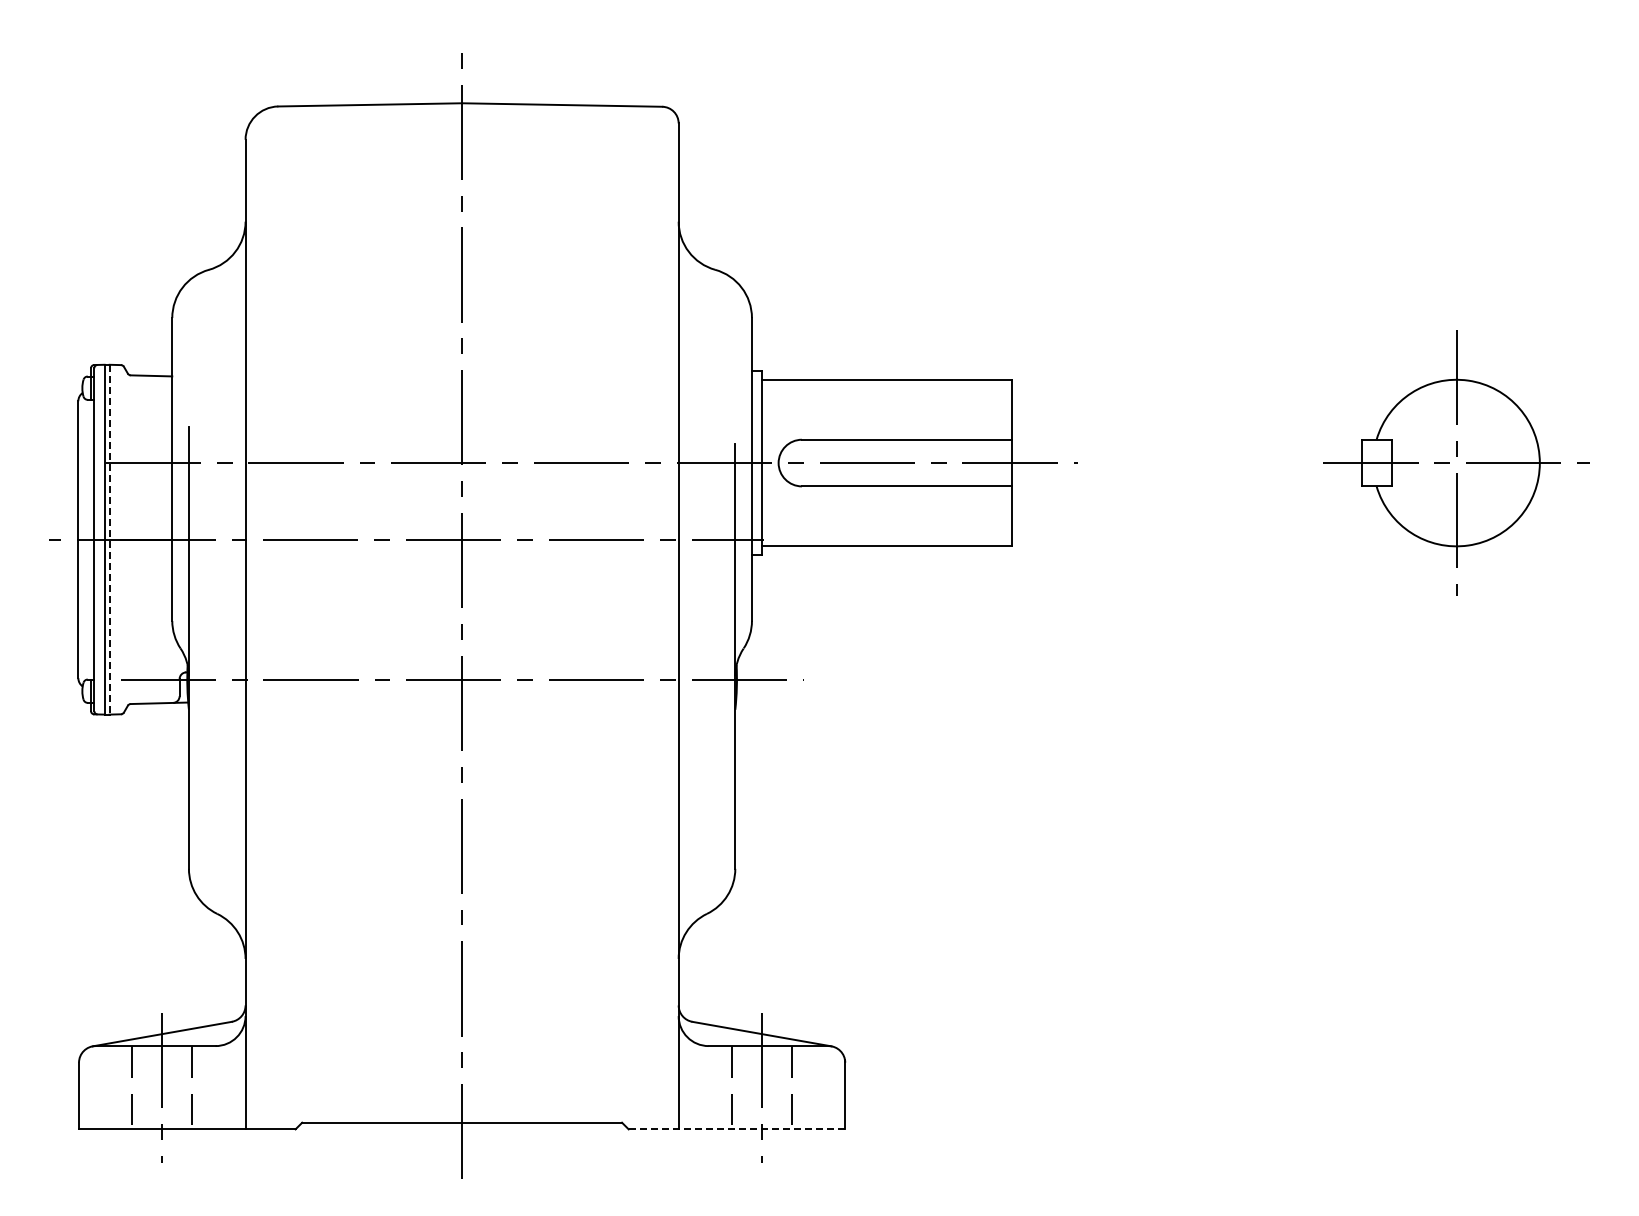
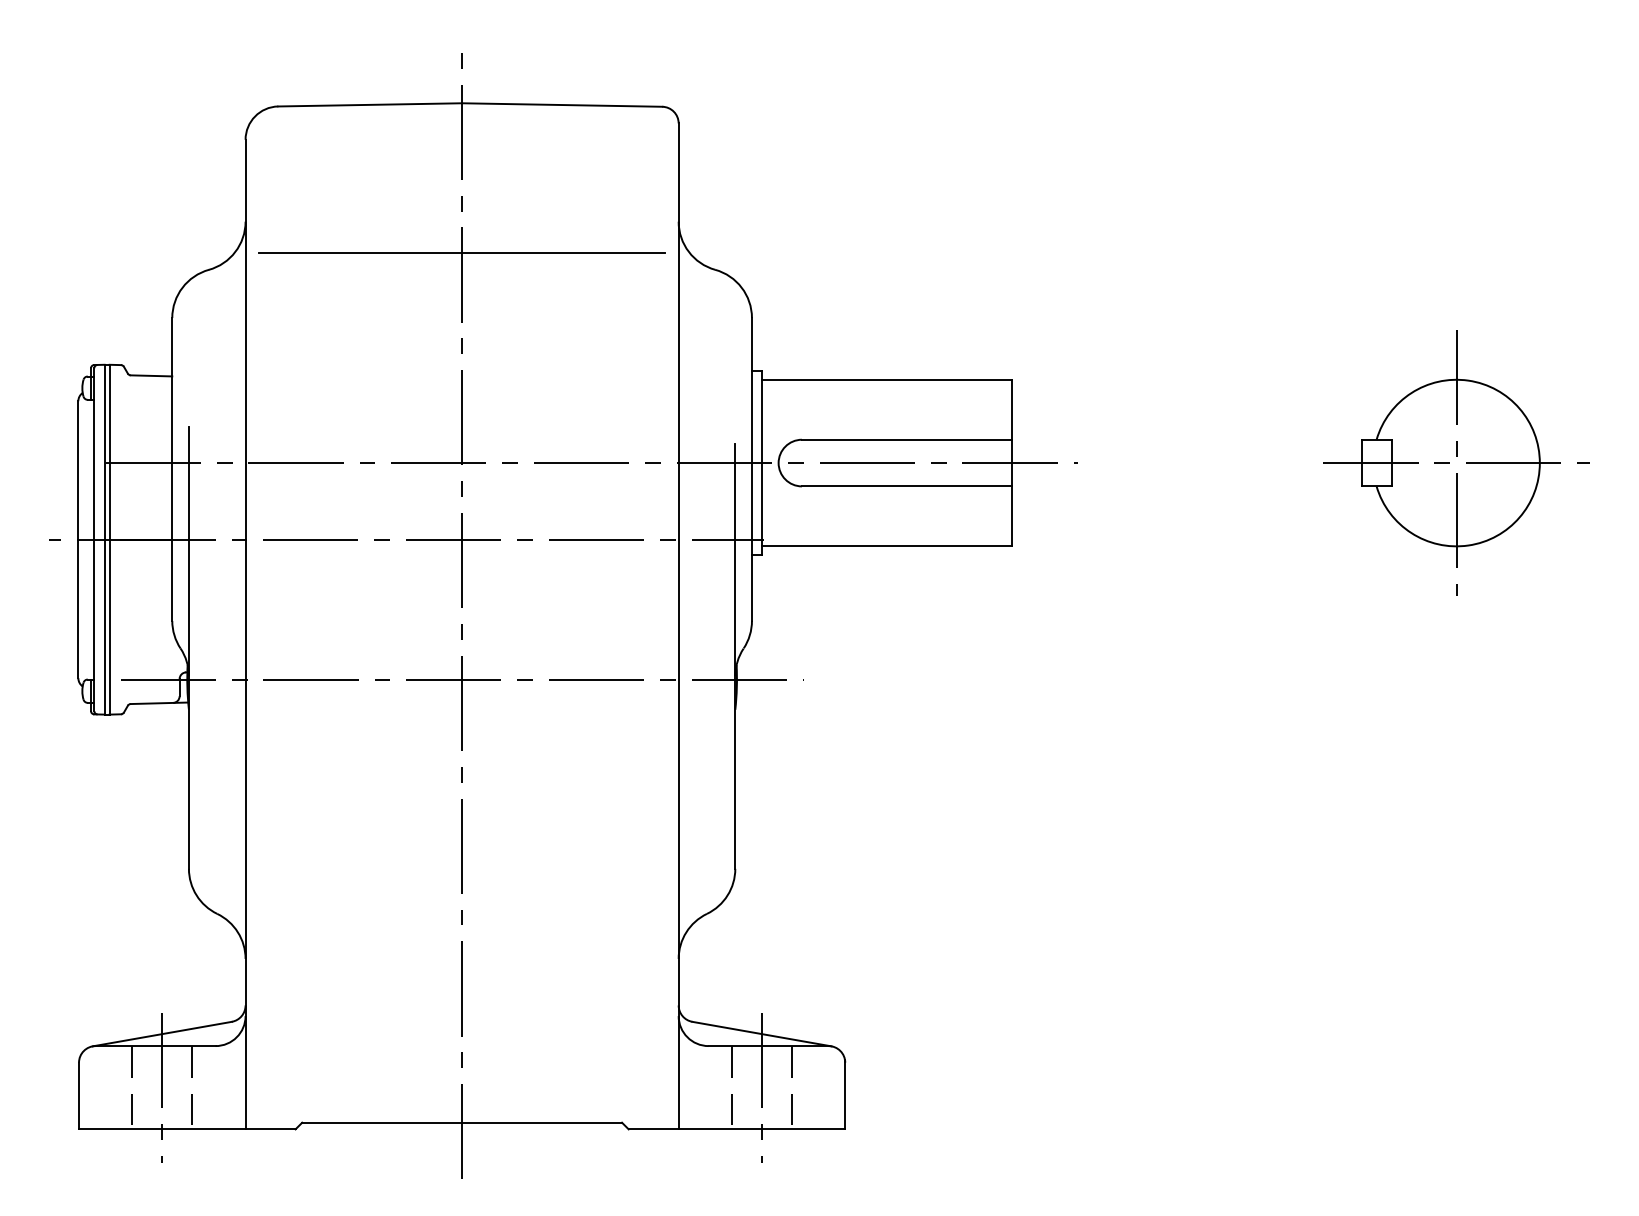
line: none -> present (461, 253)
line: dashed -> solid (109, 539)
line: dashed -> solid (736, 1129)
